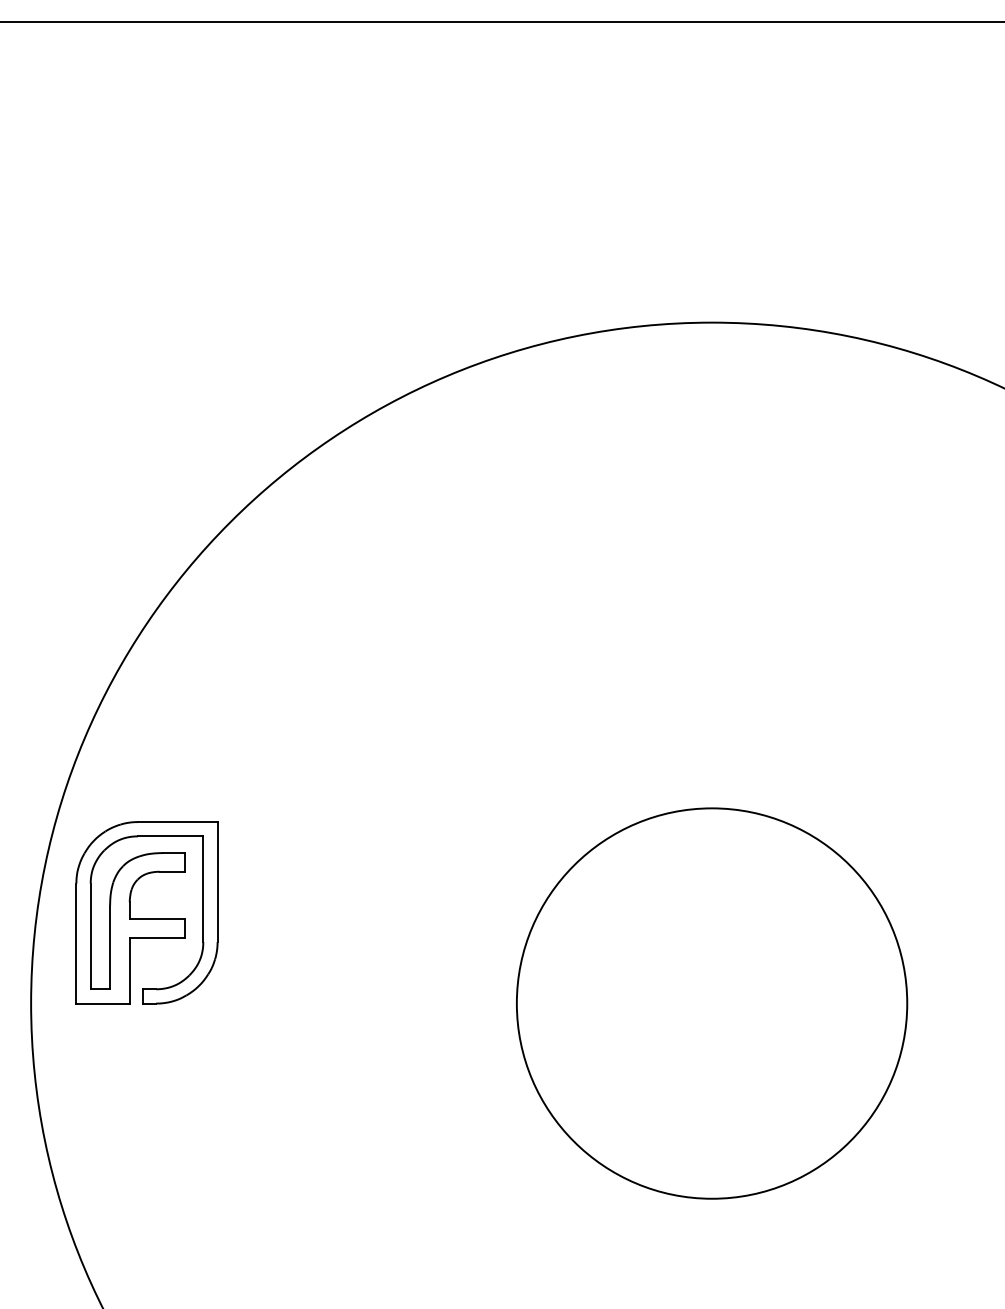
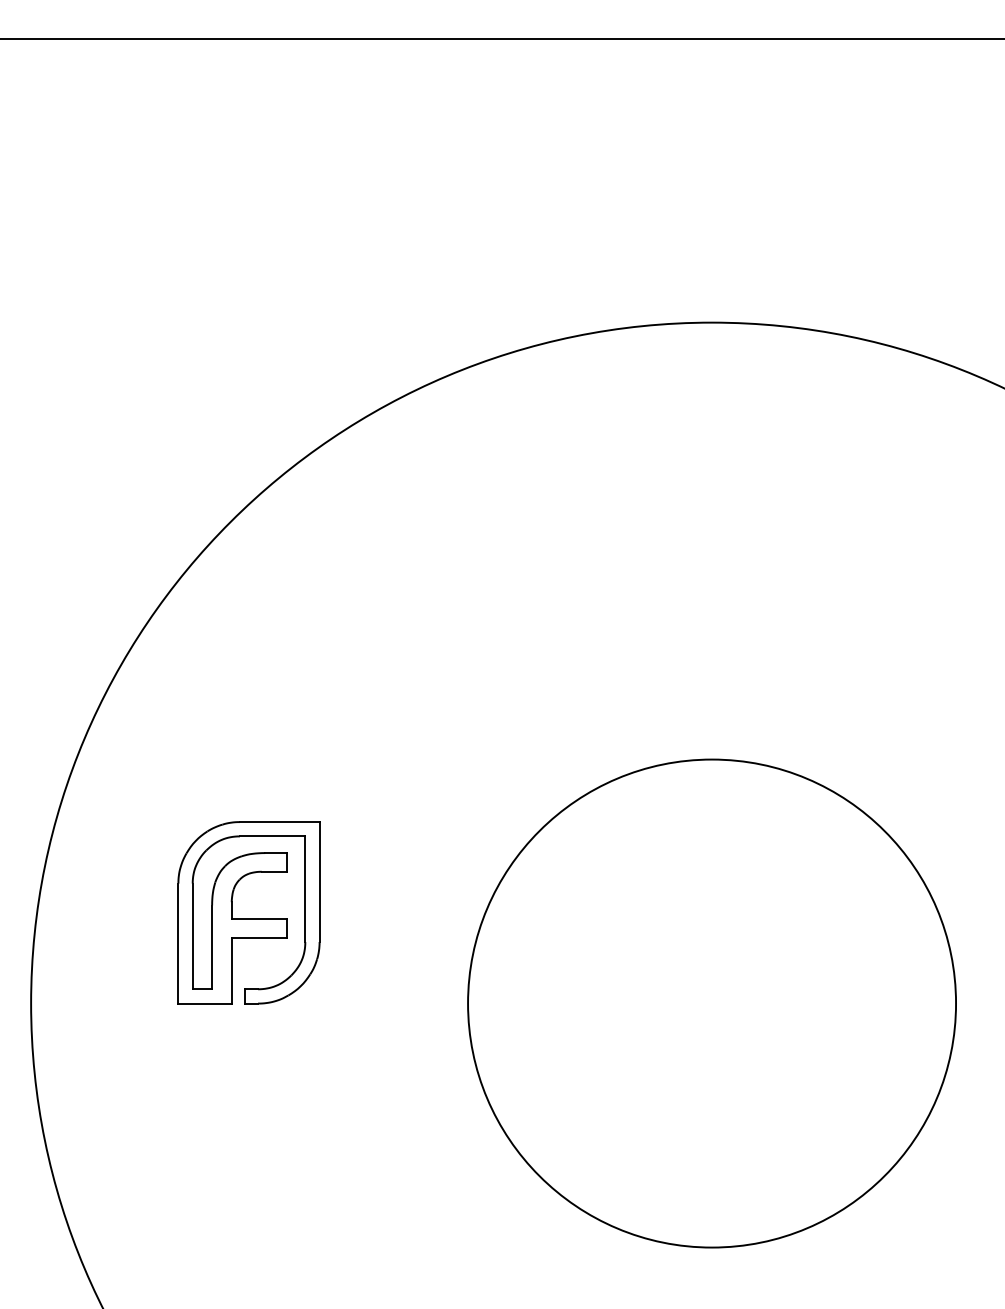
line position: (501, 22) -> (501, 39) (501, 39)
part position: (146, 912) -> (248, 912) (248, 912)
circle diameter: 390 px -> 488 px (712, 1003)
